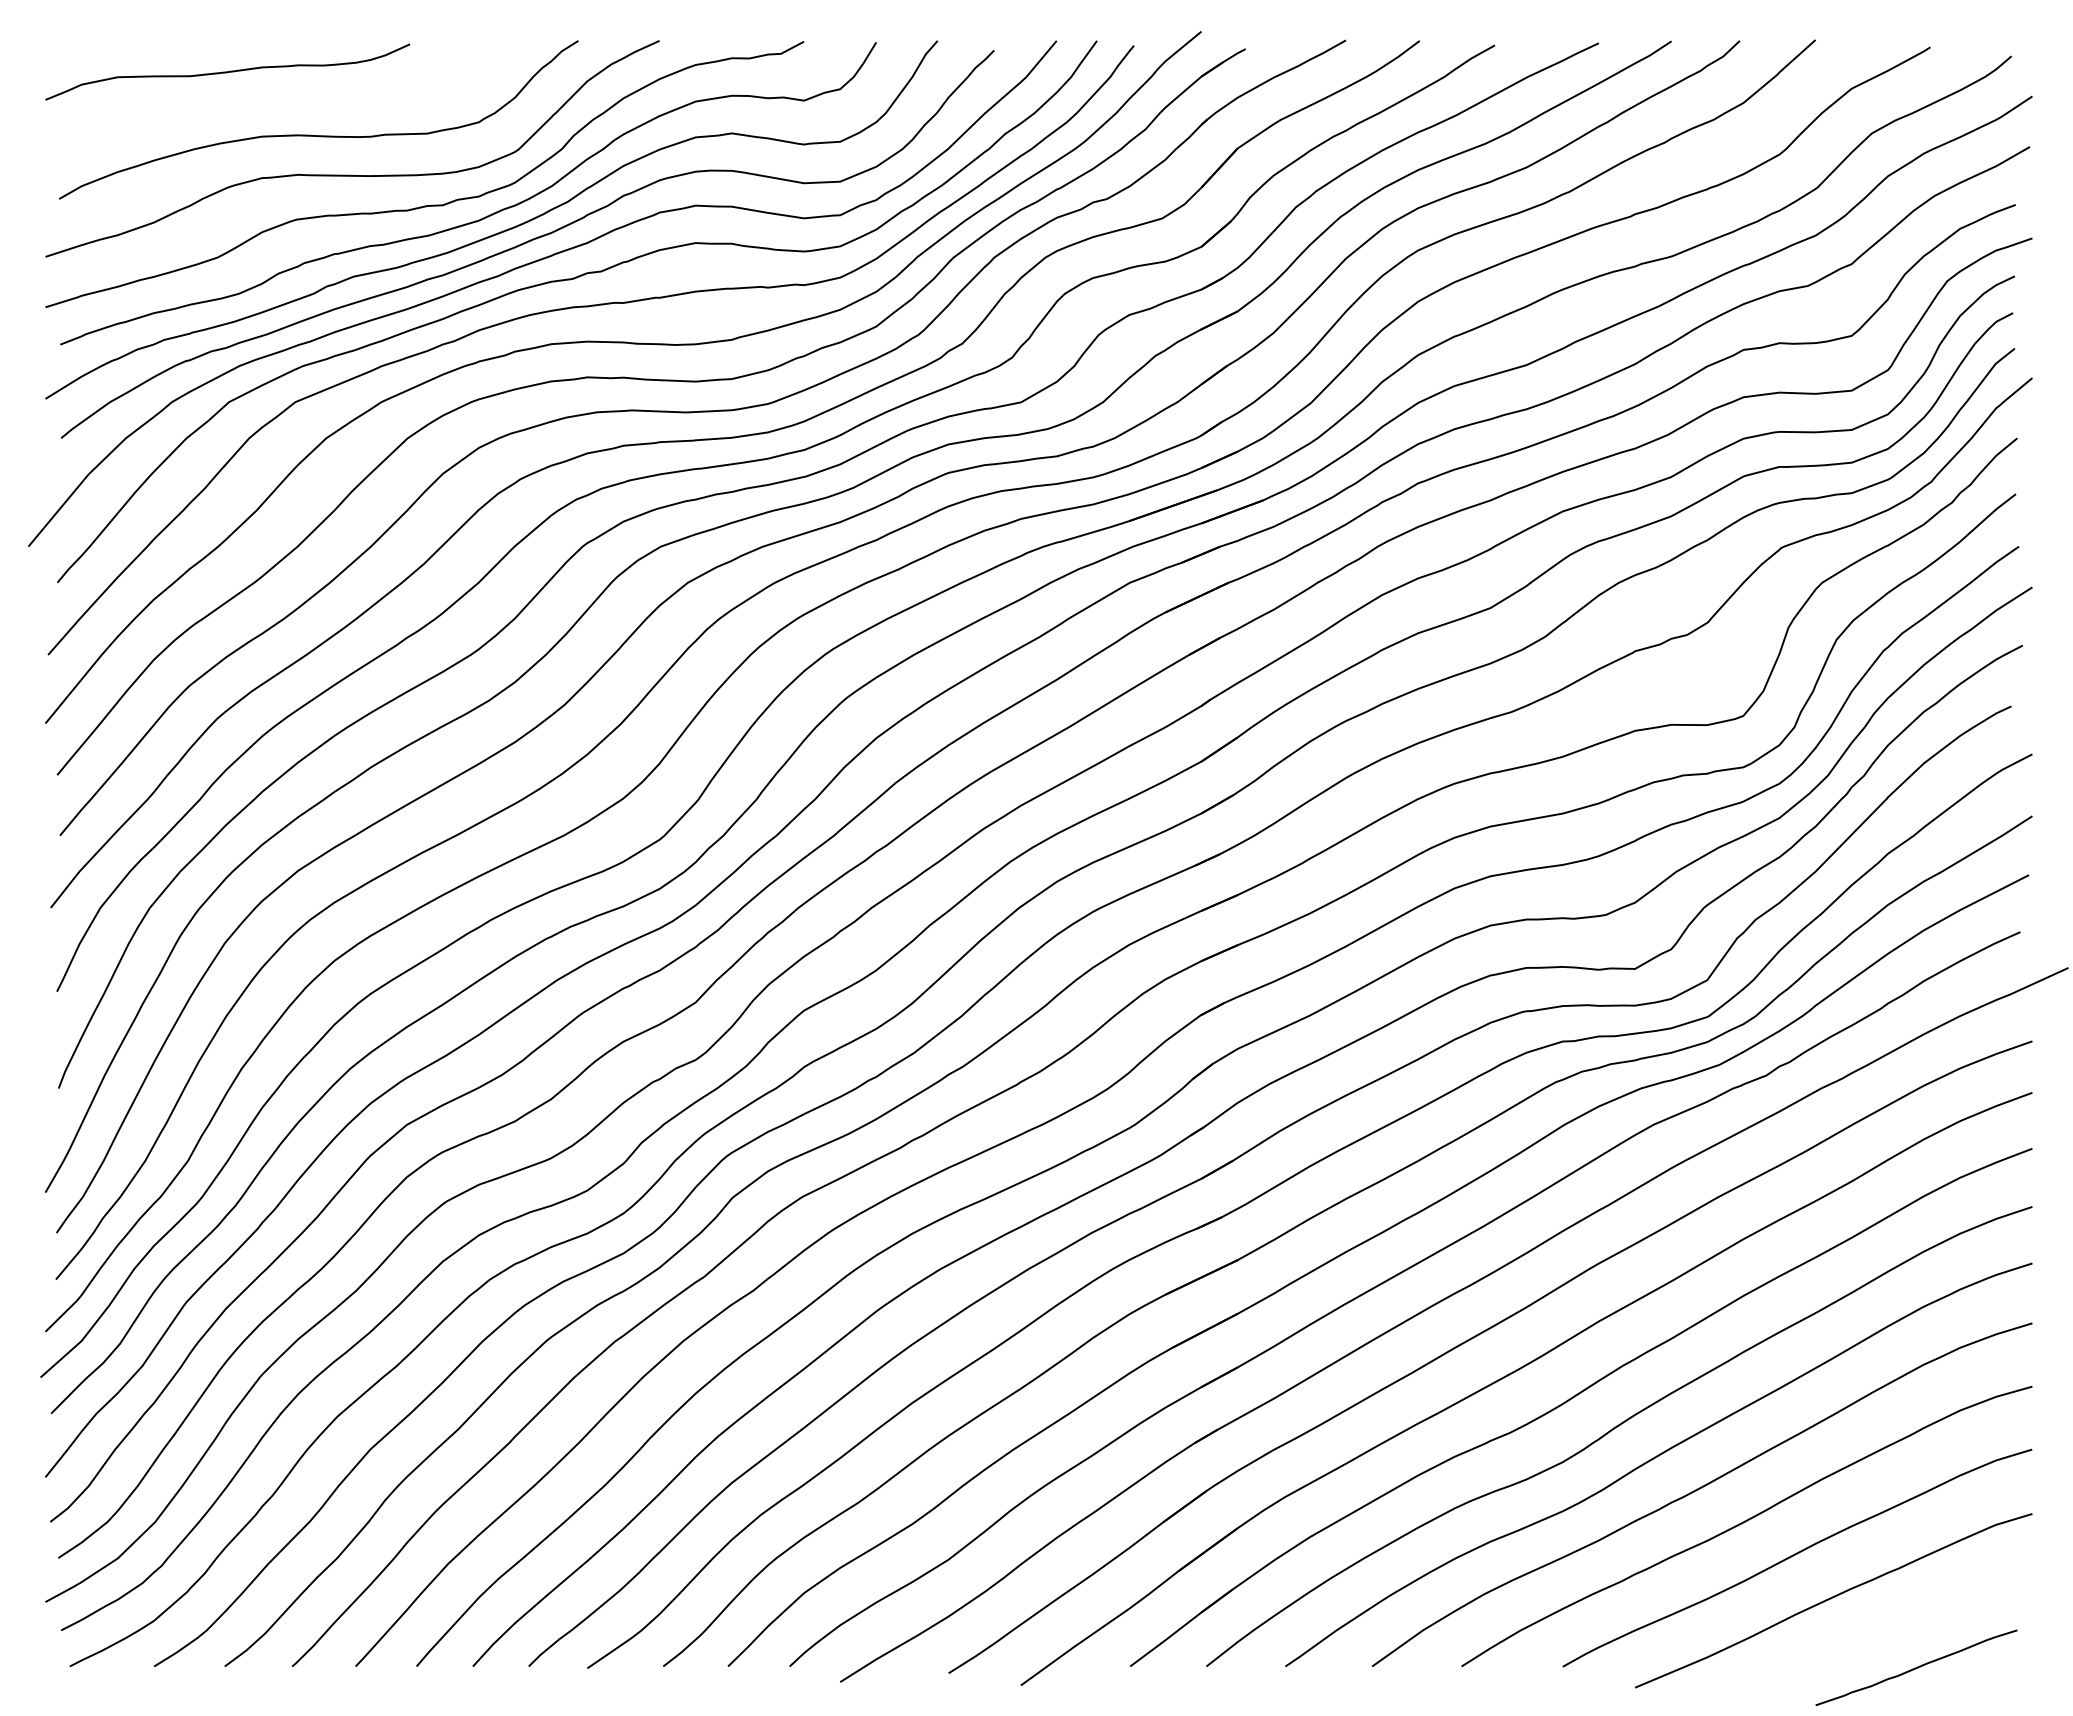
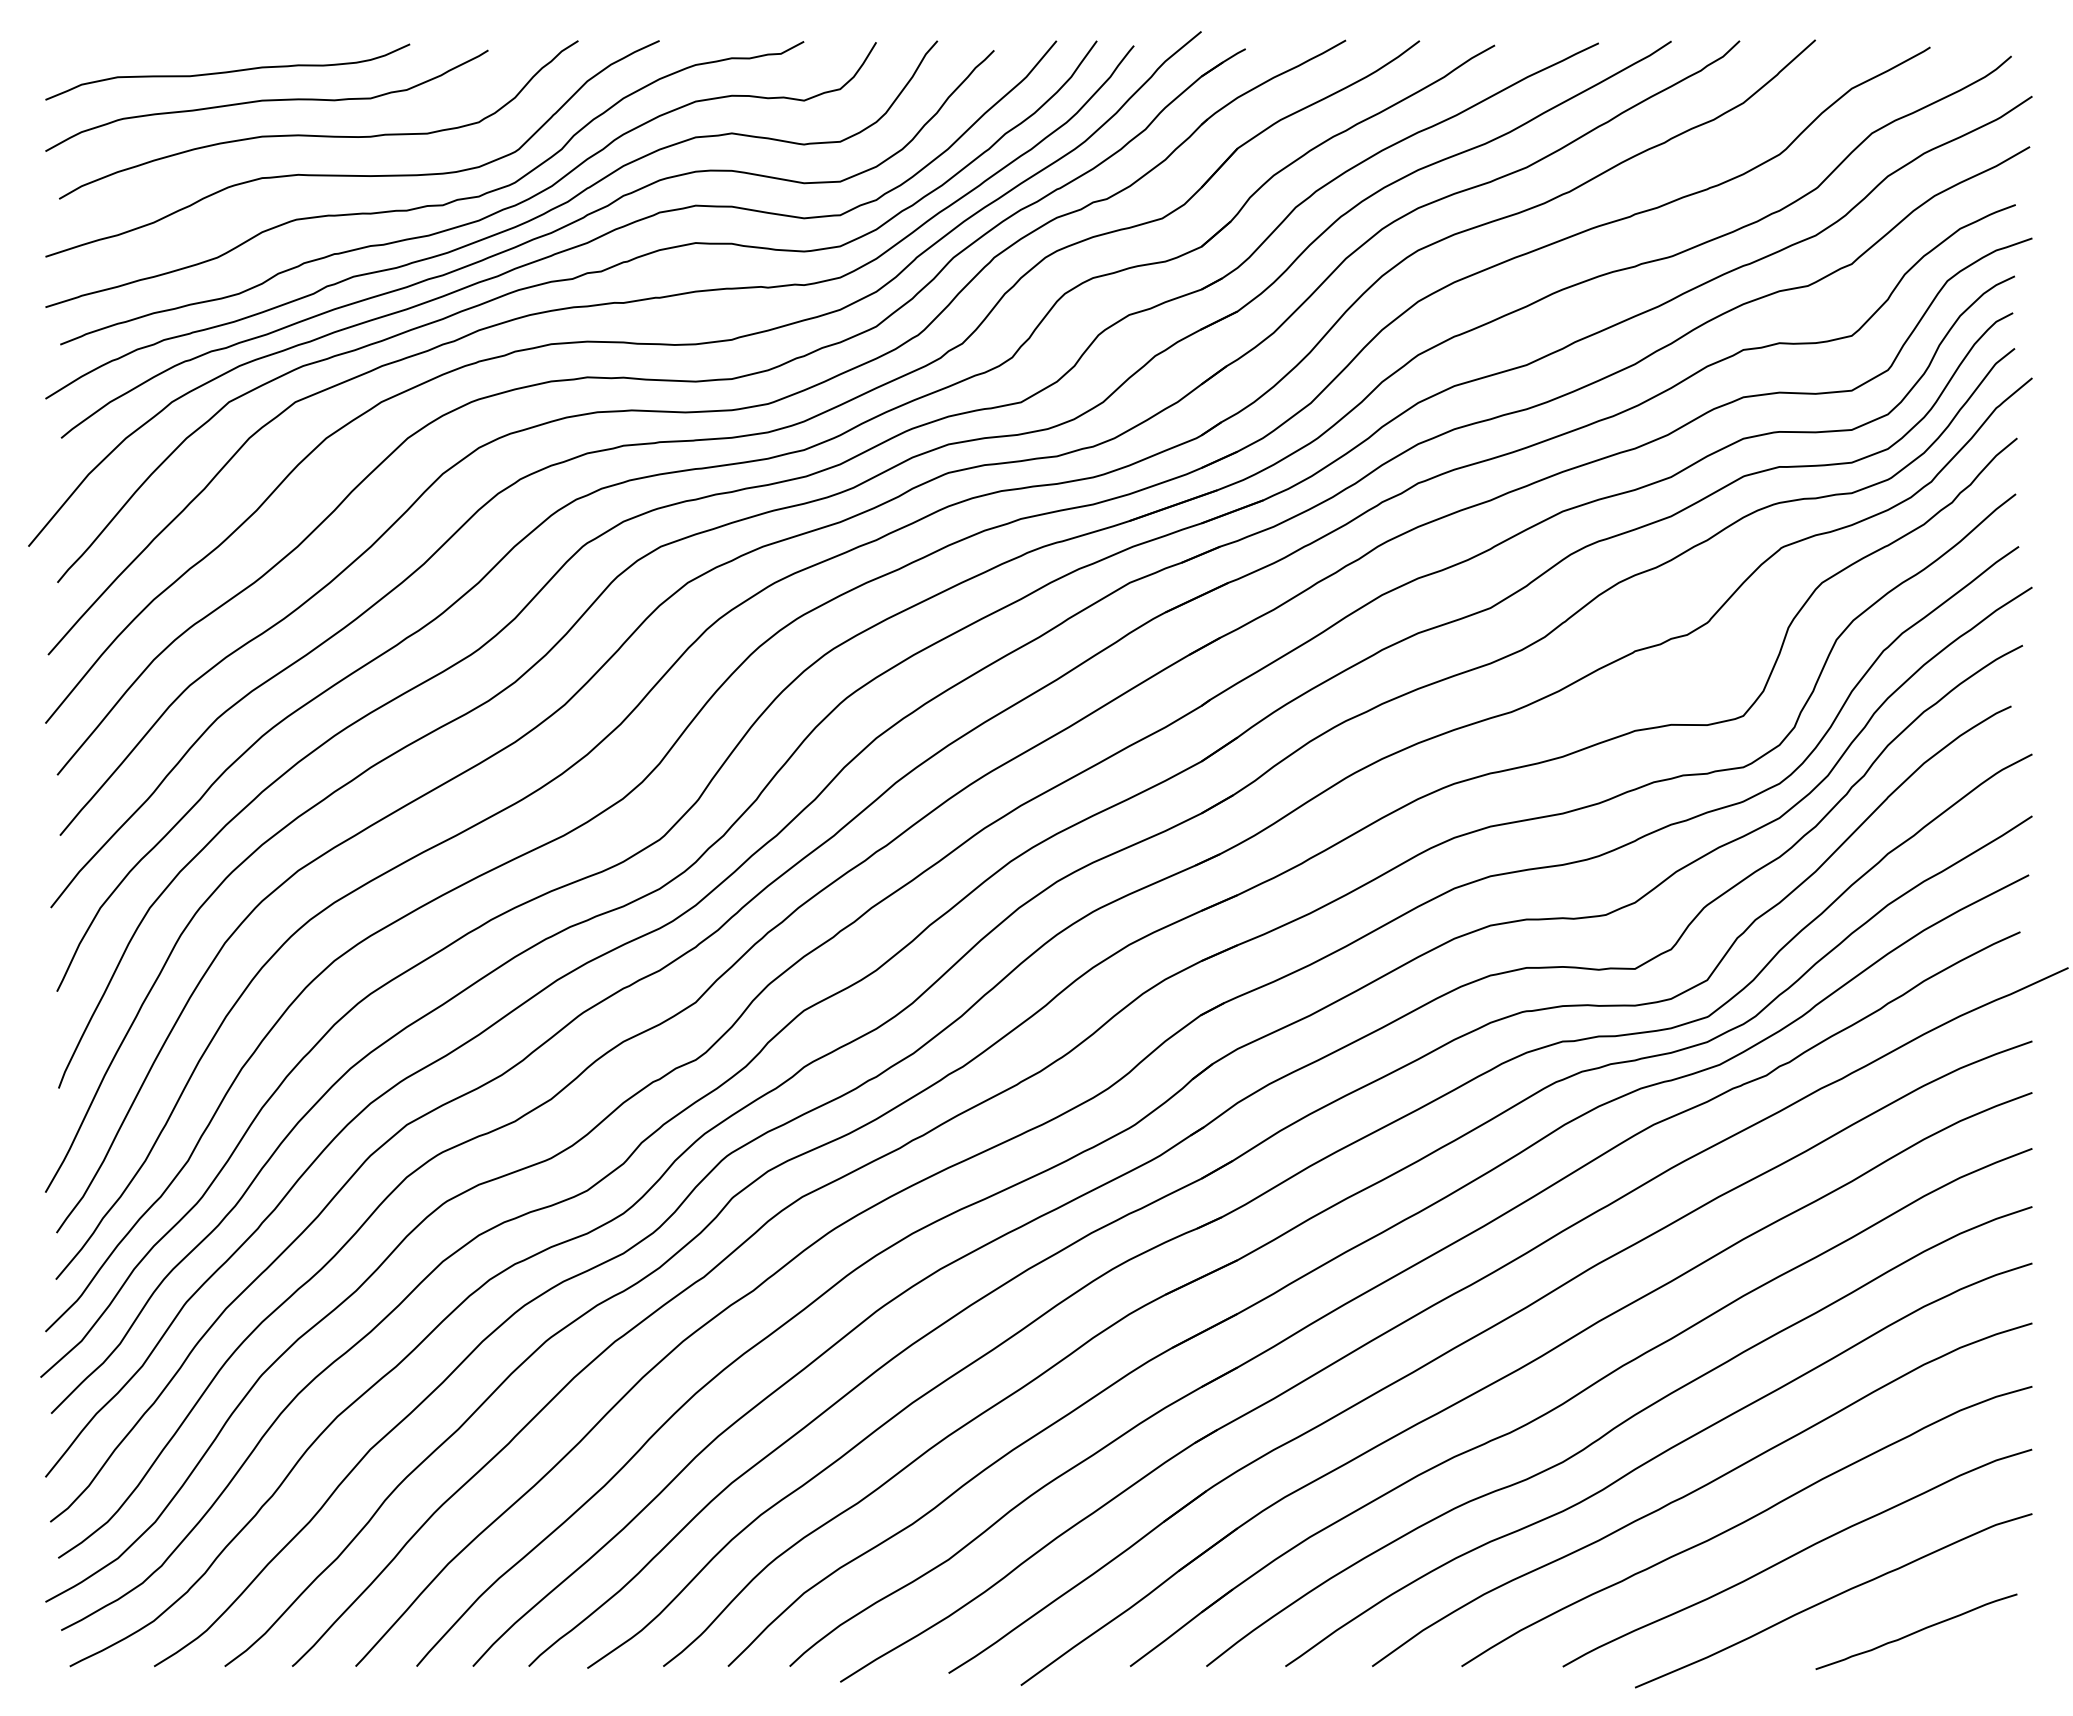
curve: none -> present (266, 100)
curve position: (1916, 1667) -> (1916, 1631) (1916, 1631)
